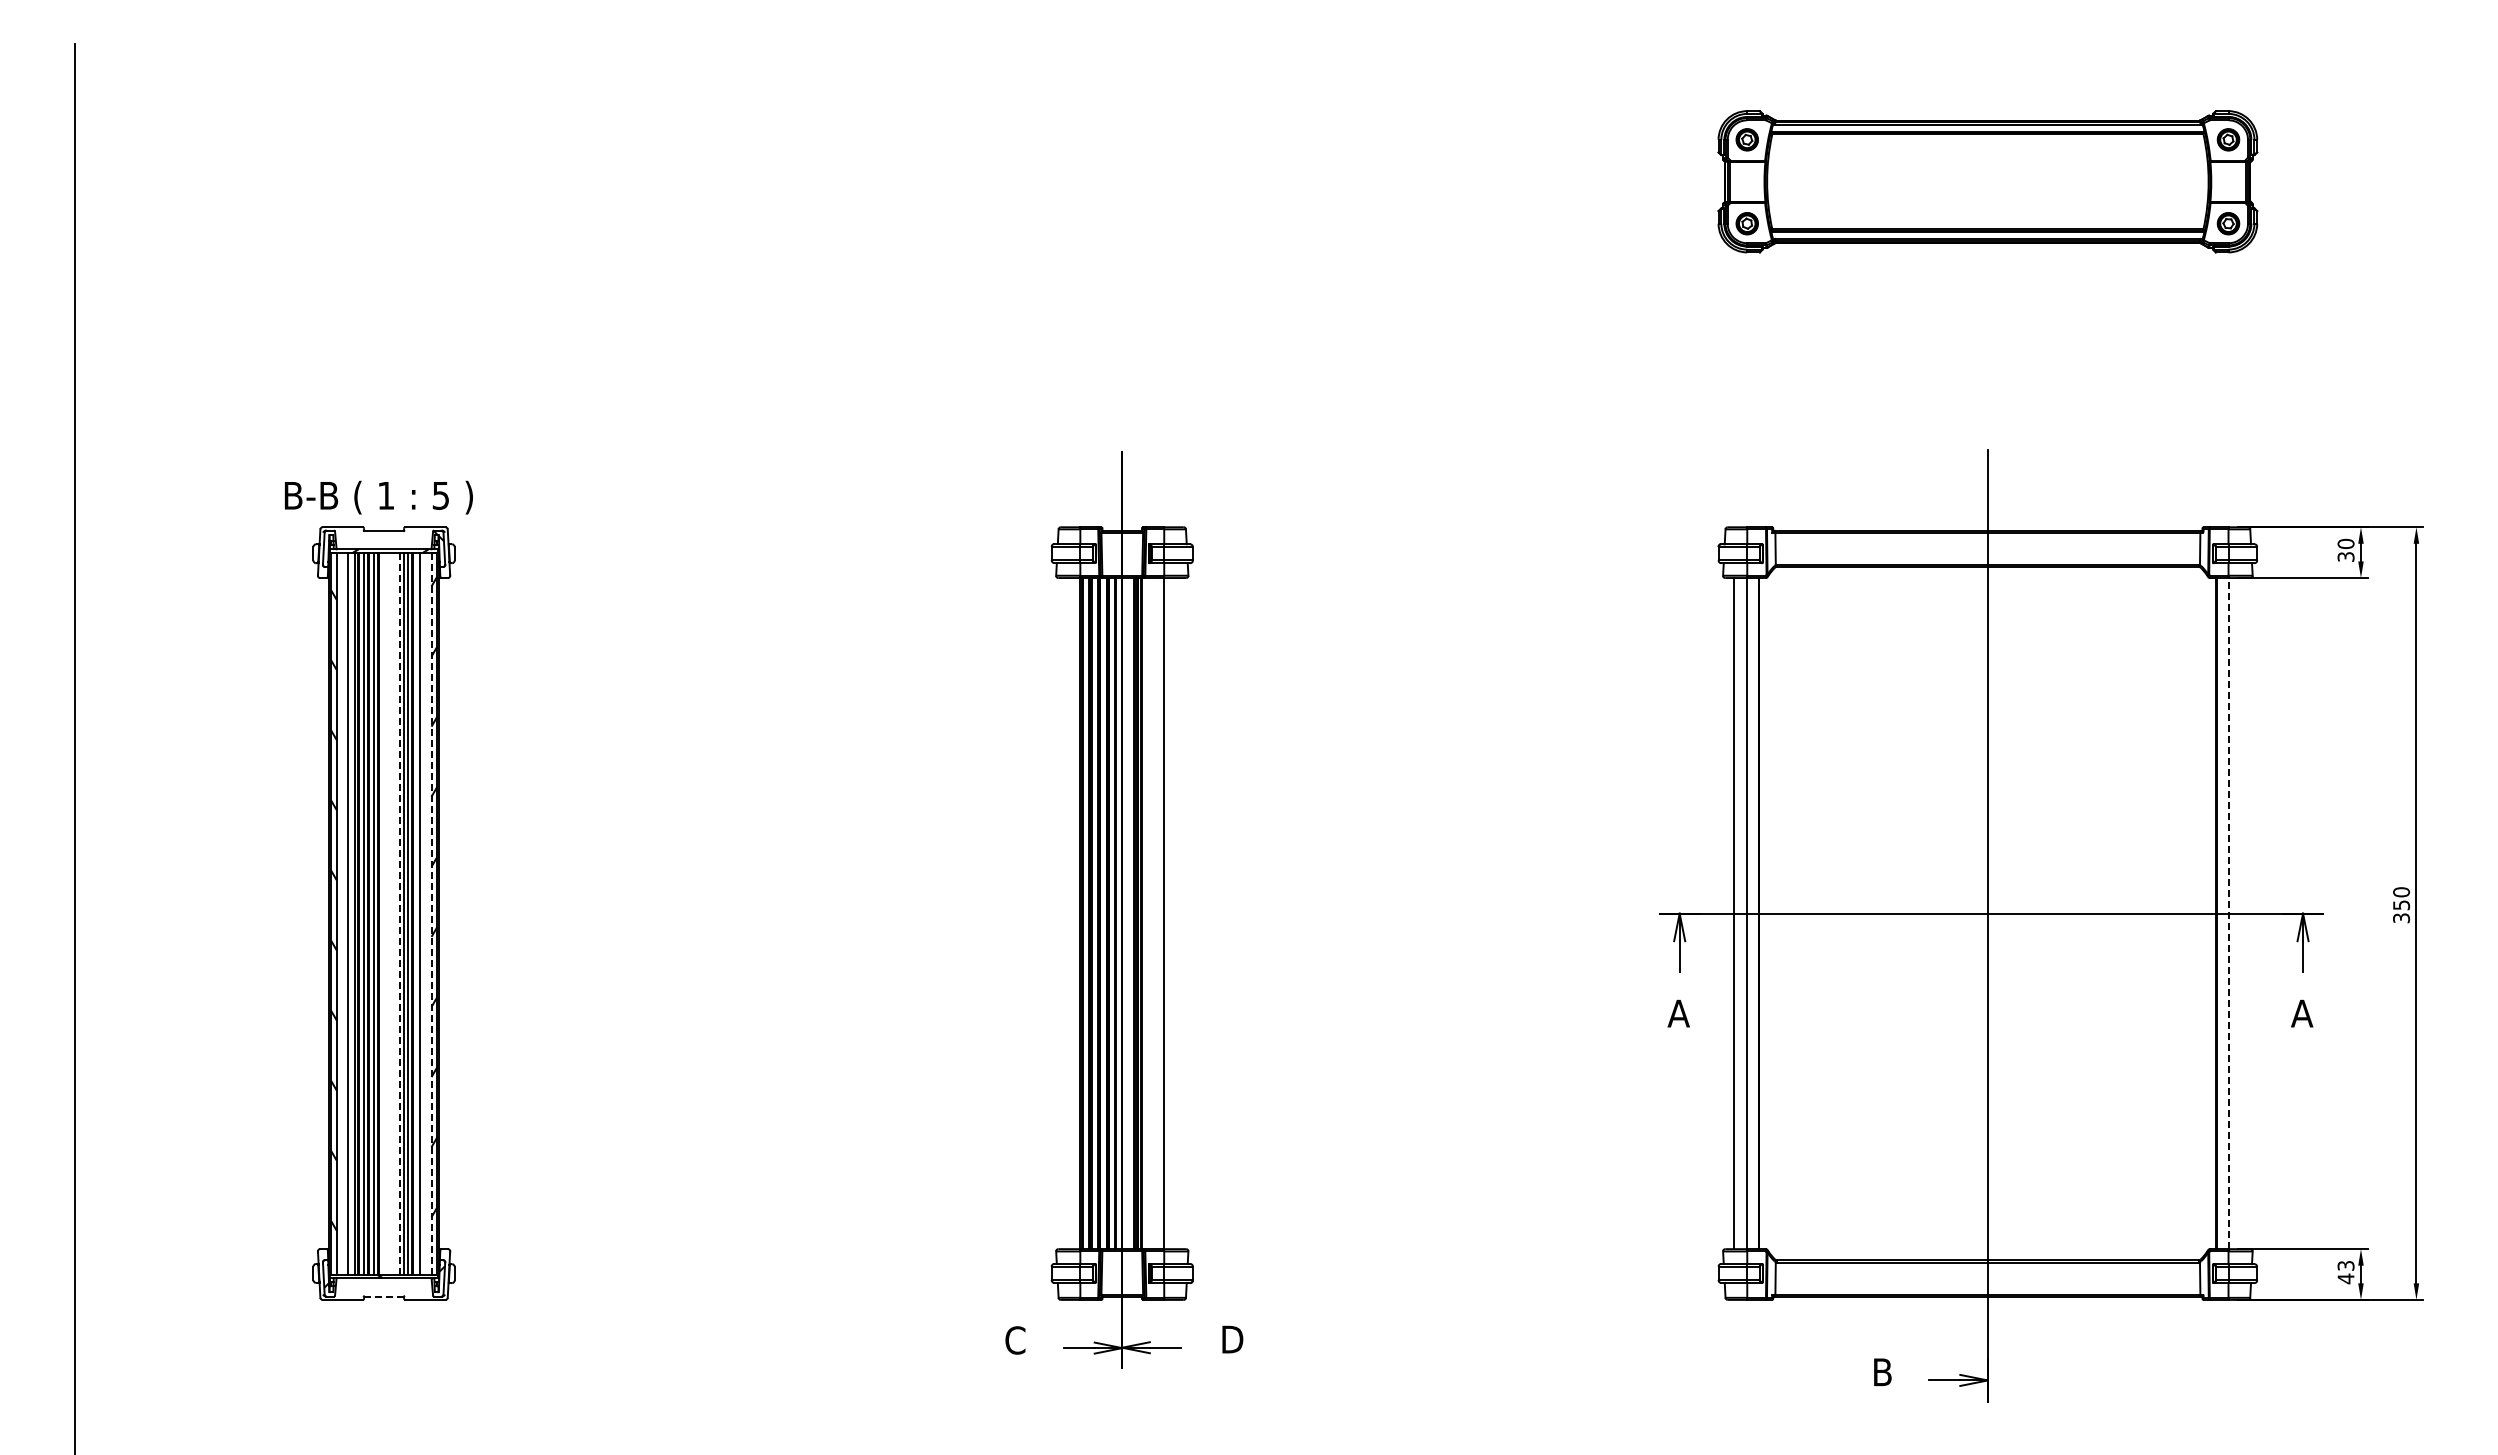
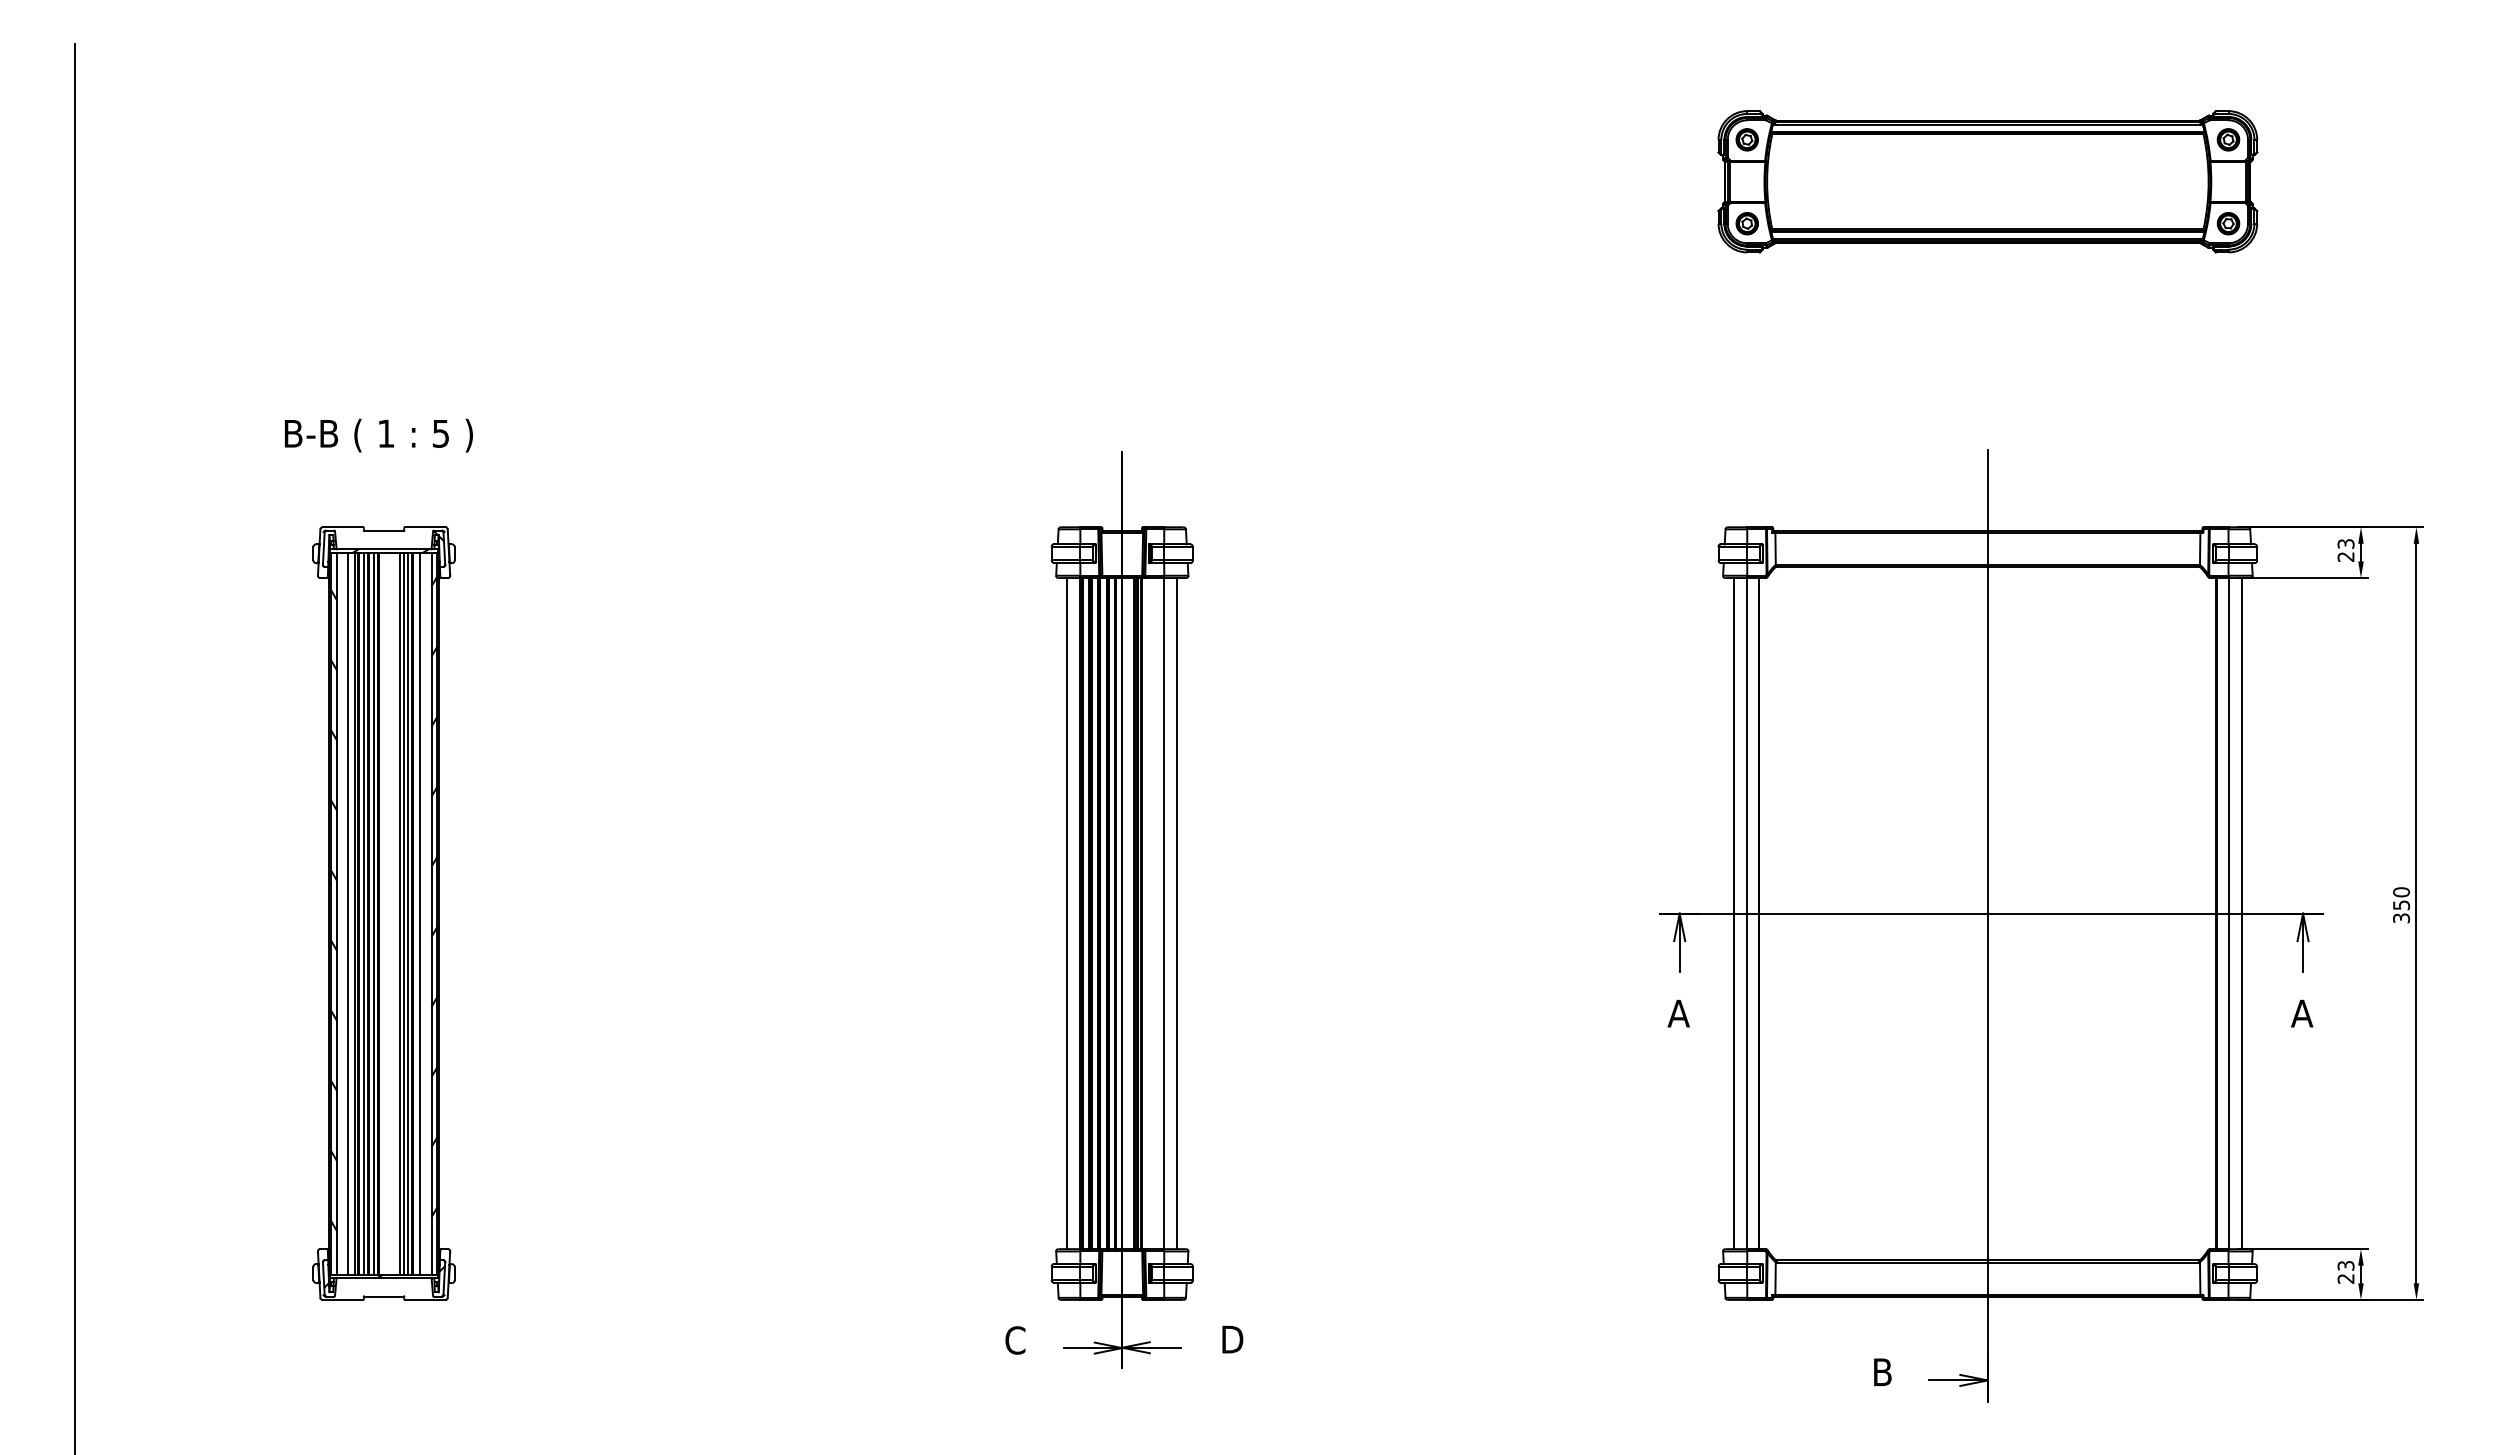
text position: (378, 497) -> (378, 435) (378, 435)
text: 30 -> 23 (2345, 549)
line: dashed -> solid (399, 913)
line: dashed -> solid (431, 913)
line: none -> present (1067, 913)
line: none -> present (1177, 913)
line: dashed -> solid (2228, 913)
line: none -> present (2241, 913)
text: 43 -> 23 (2345, 1278)
line: dashed -> solid (384, 1296)
